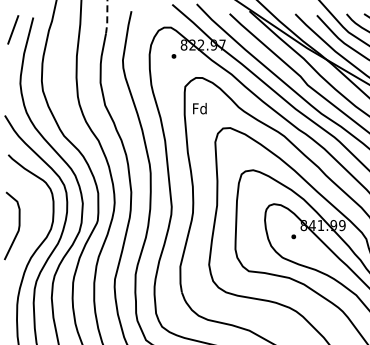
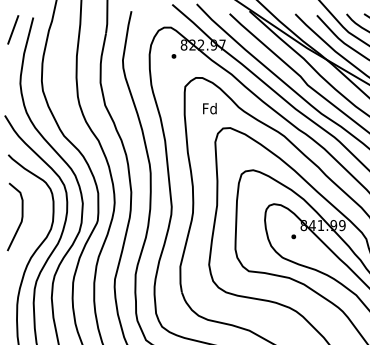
line: dashed -> solid (107, 18)
text position: (199, 108) -> (209, 108) (209, 108)
curve position: (18, 225) -> (21, 216) (21, 216)
